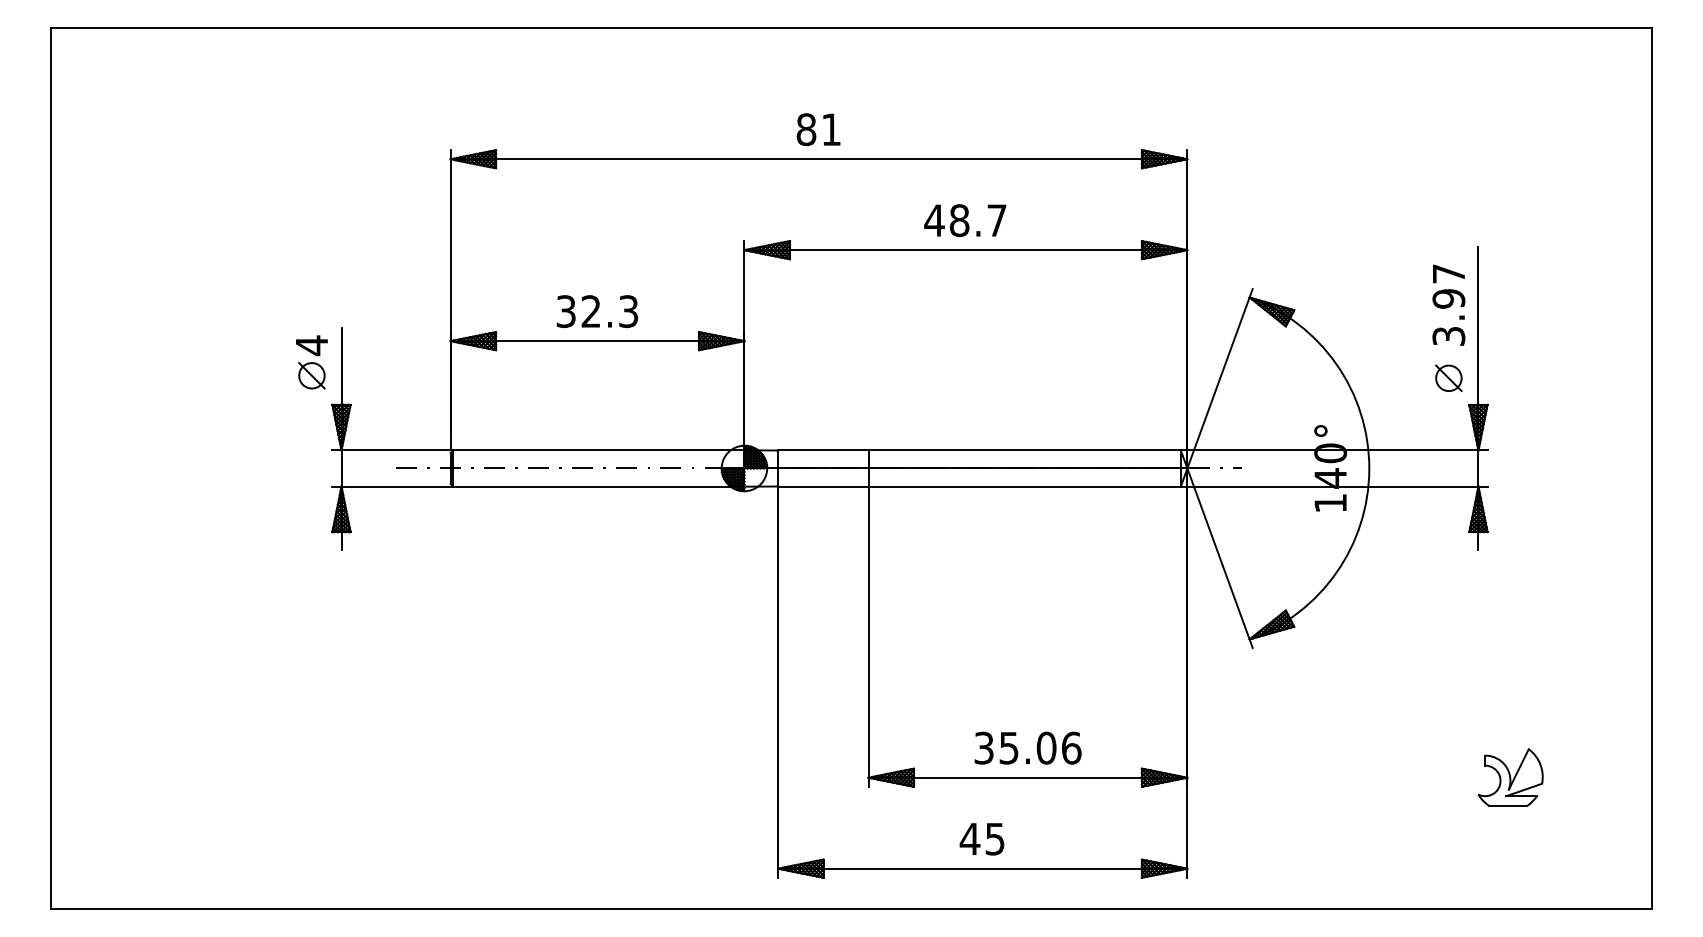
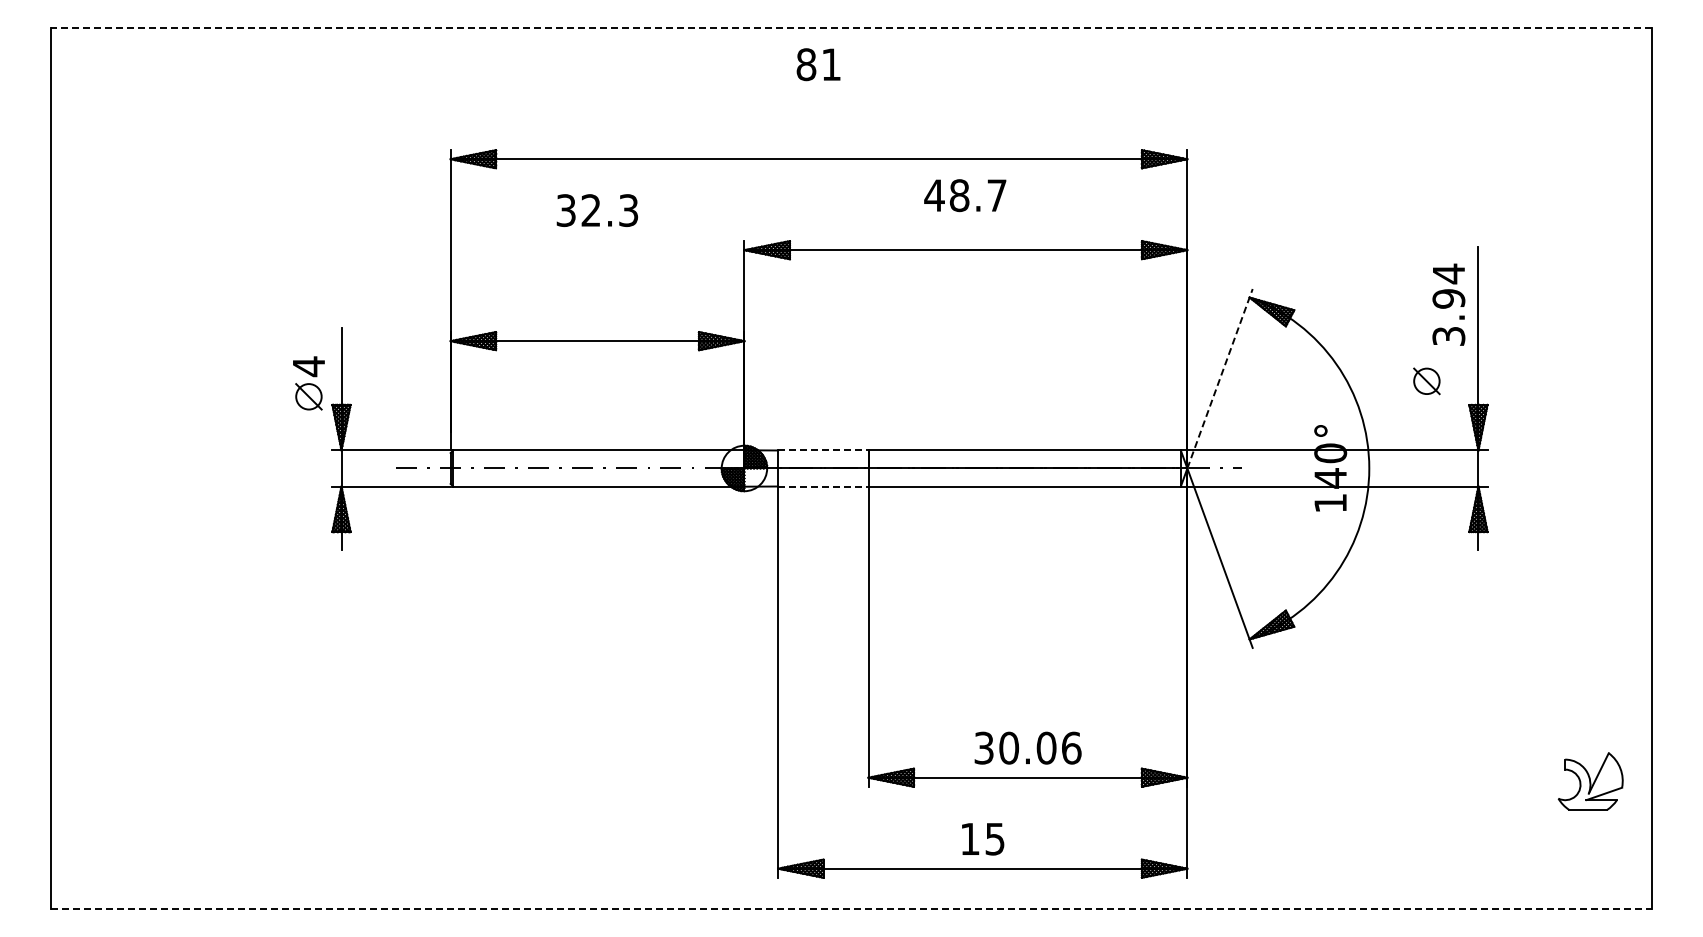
line: solid -> dashed (851, 28)
text position: (818, 129) -> (818, 64) (818, 64)
text position: (965, 220) -> (965, 195) (965, 195)
text: 3.97 -> 3.94 (1448, 273)
text position: (596, 311) -> (596, 210) (596, 210)
part position: (311, 362) -> (308, 383) (308, 383)
line: solid -> dashed (1220, 378)
part position: (1448, 378) -> (1426, 381) (1426, 381)
line: solid -> dashed (823, 450)
line: solid -> dashed (823, 486)
text: 35.06 -> 30.06 (1009, 747)
part position: (1510, 777) -> (1590, 781) (1590, 781)
text: 45 -> 15 (969, 838)
line: solid -> dashed (851, 908)
